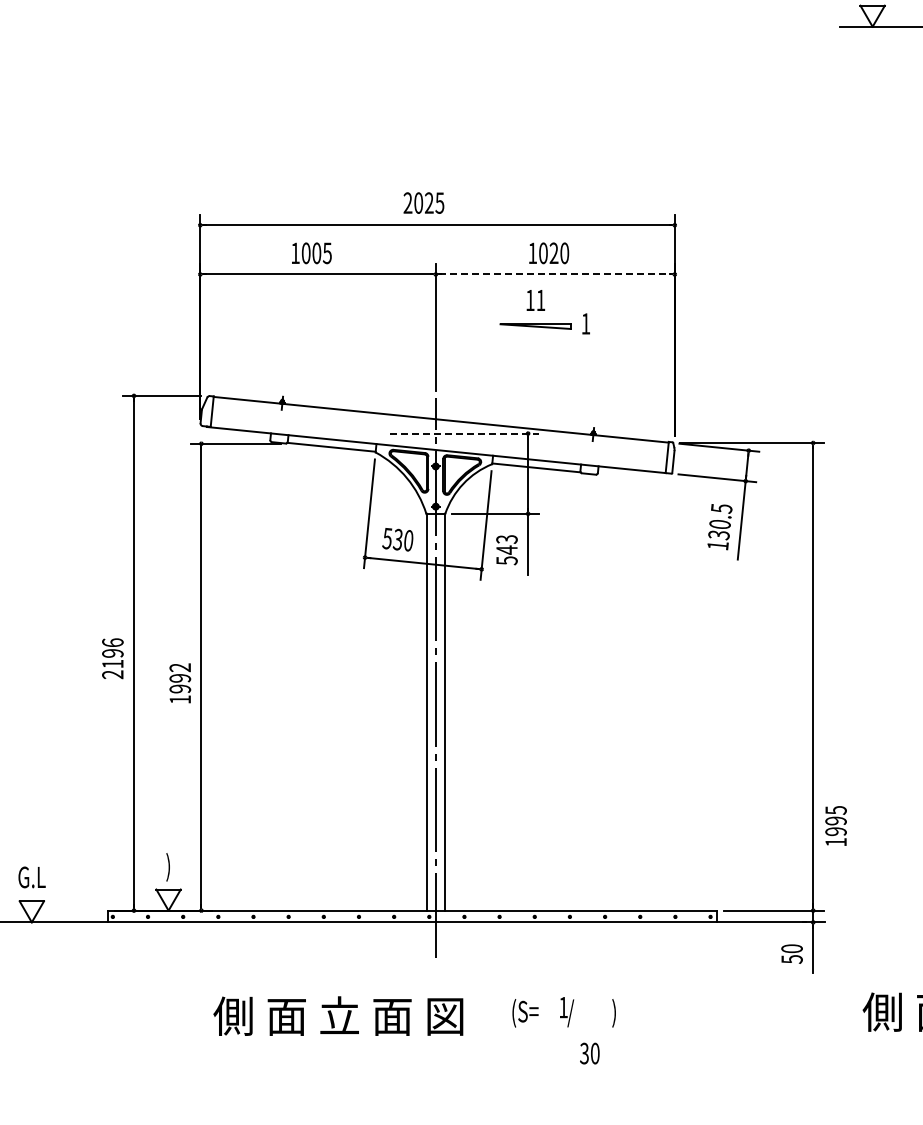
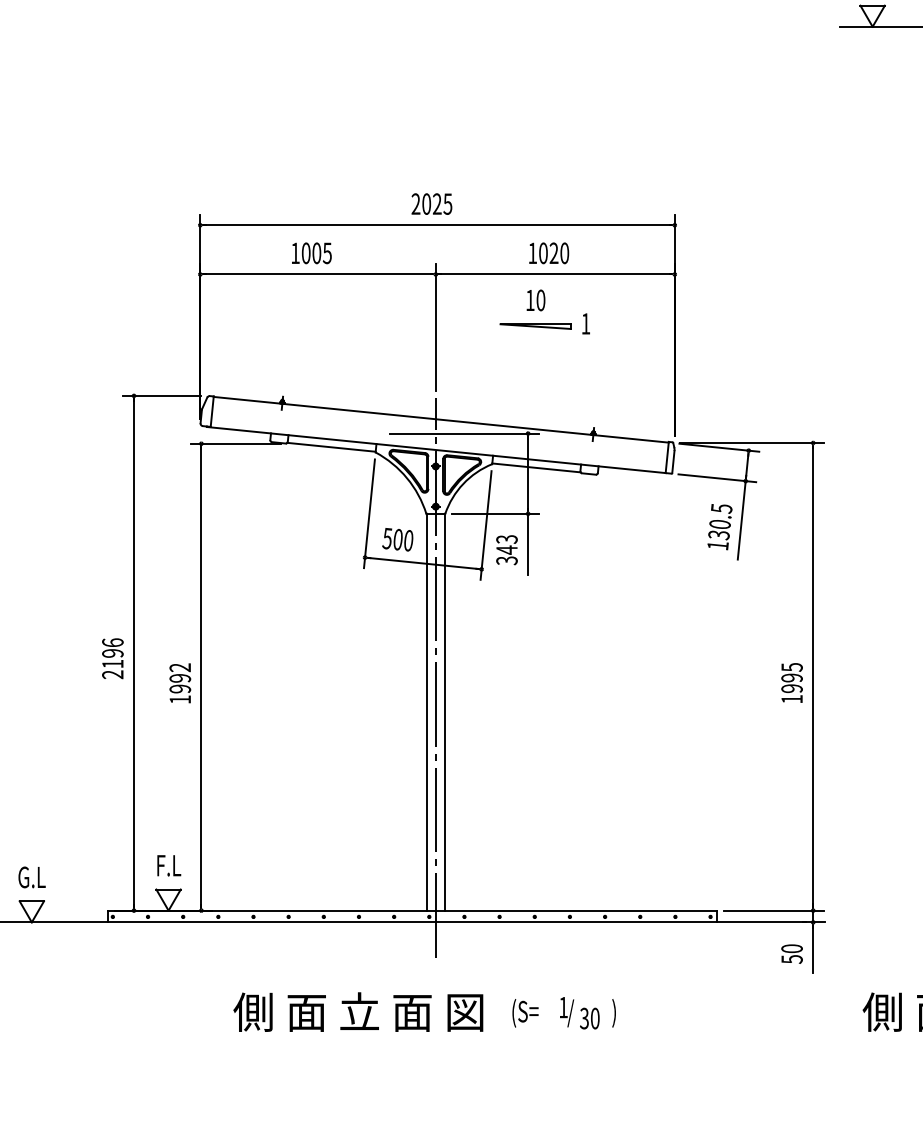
text position: (423, 202) -> (431, 203) (431, 203)
line: dashed -> solid (555, 274)
text: 11 -> 10 (540, 300)
line: dashed -> solid (464, 433)
text: 530 -> 500 (397, 539)
text: 543 -> 343 (506, 560)
text position: (835, 825) -> (791, 682) (791, 682)
text: ) -> F.L (169, 867)
text position: (338, 1015) -> (358, 1011) (358, 1011)
text position: (589, 1053) -> (589, 1018) (589, 1018)
